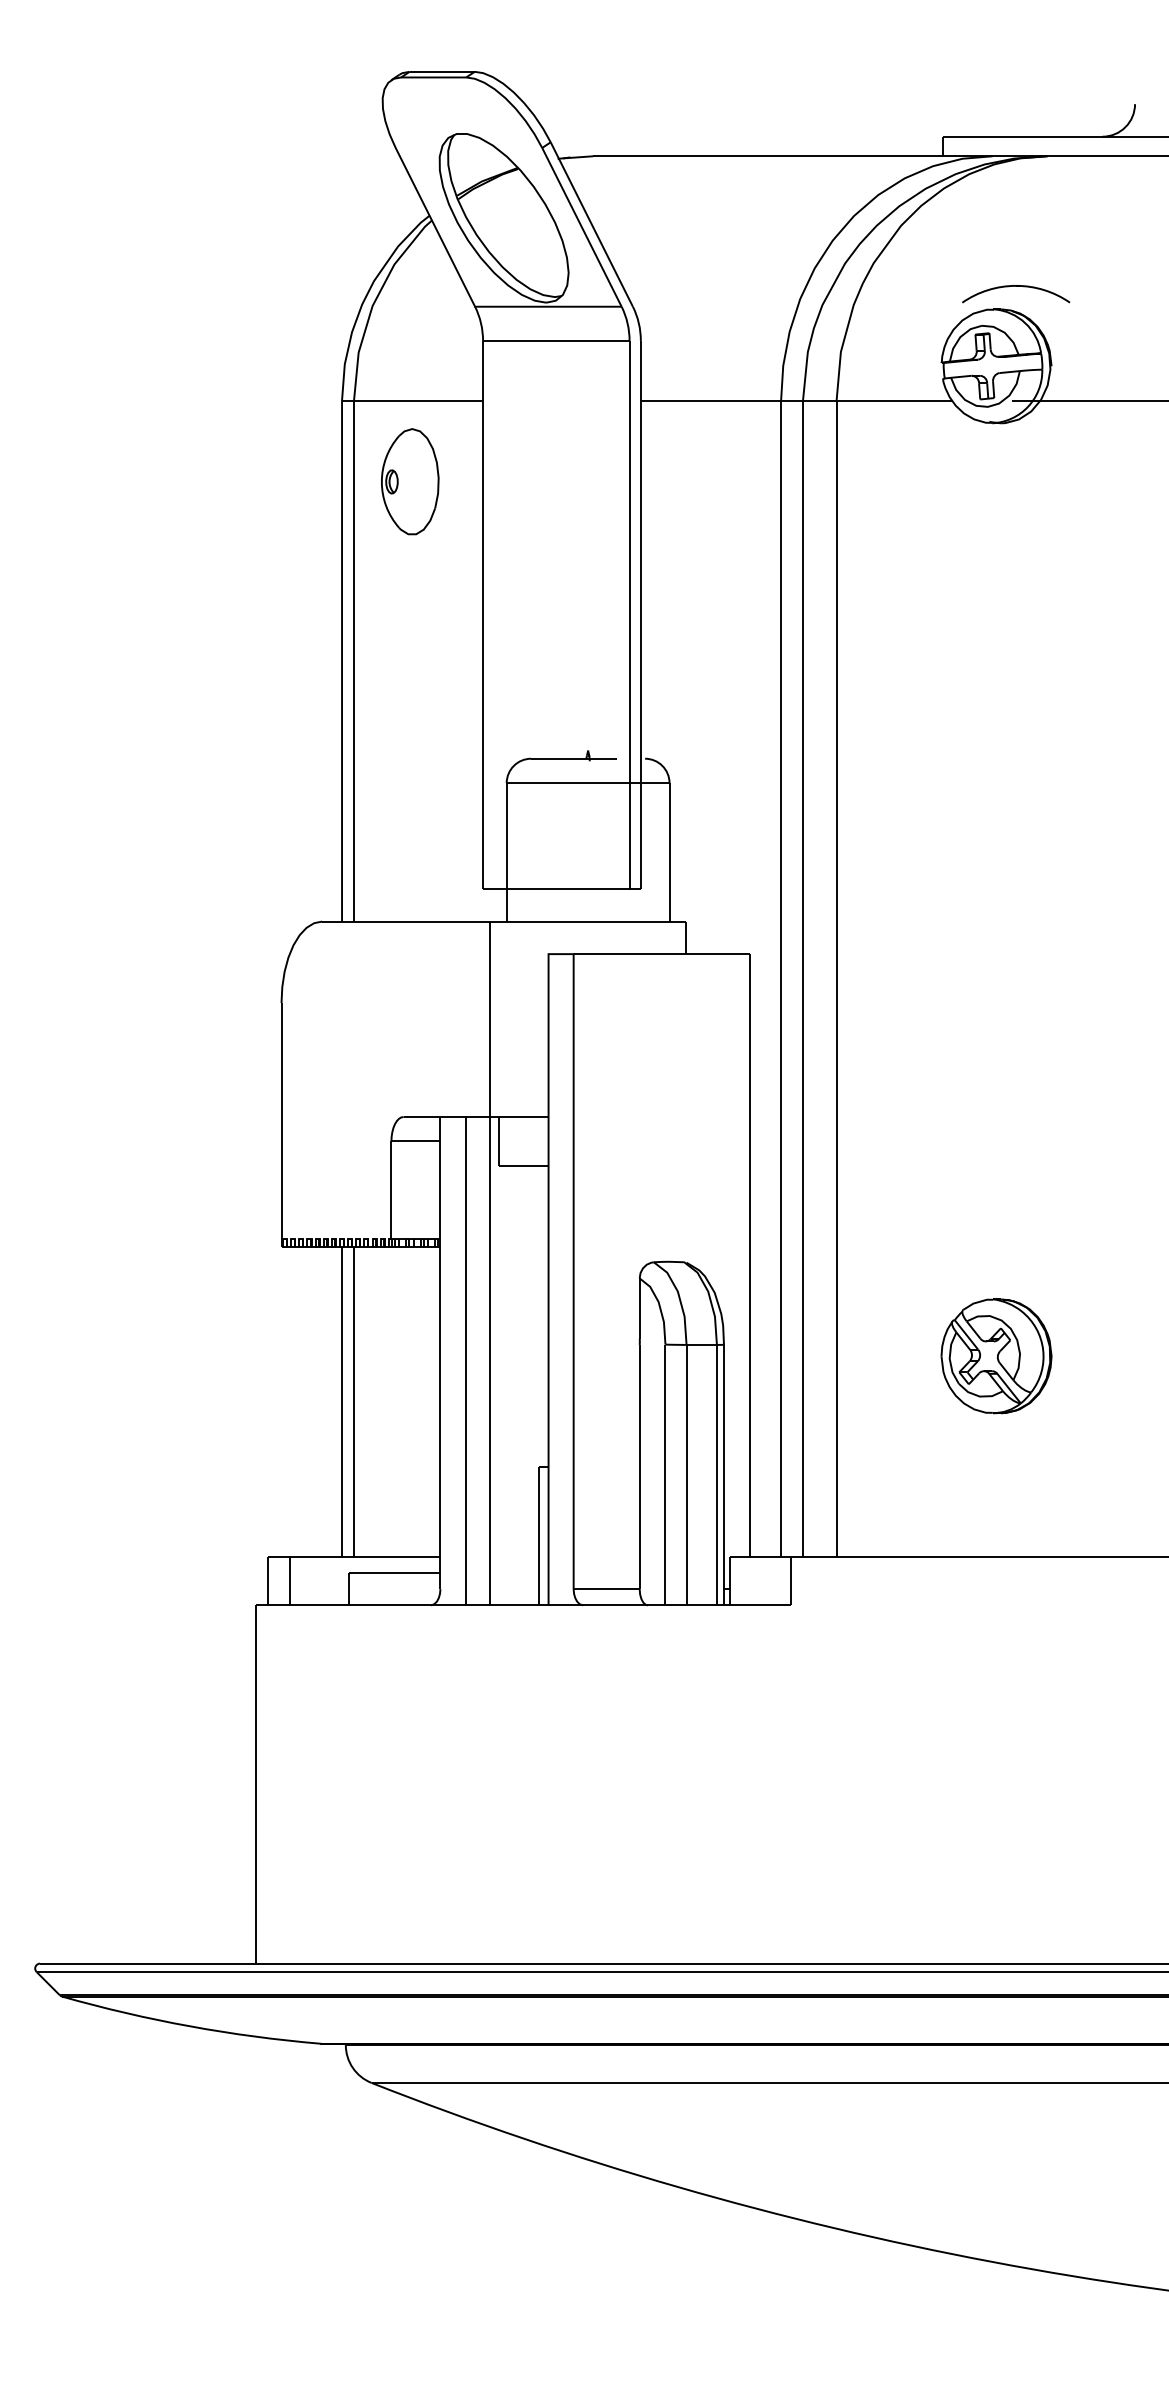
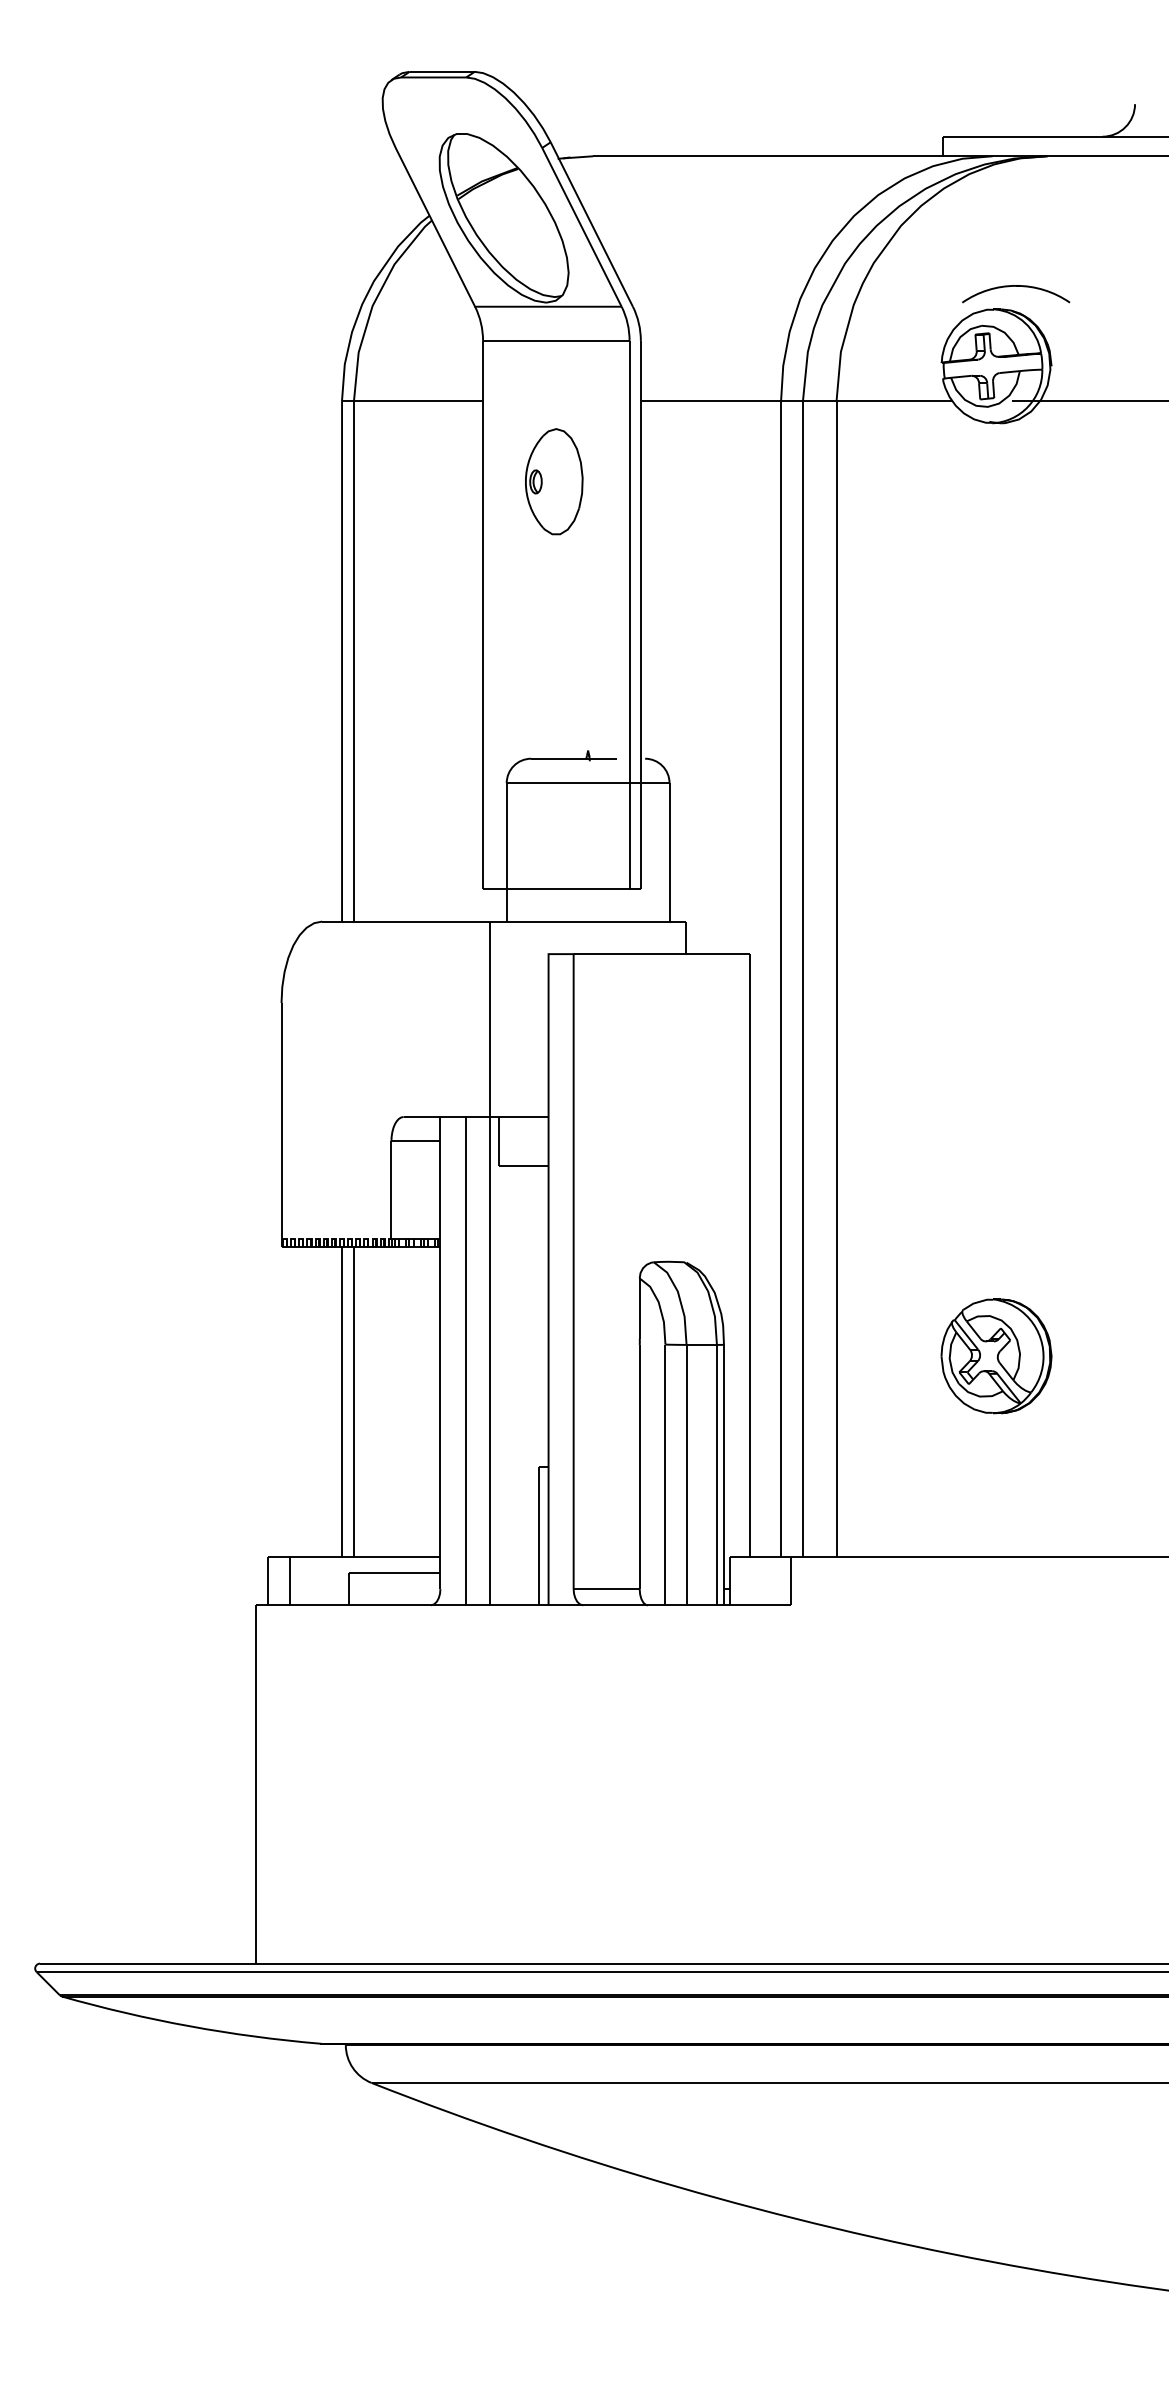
part position: (410, 481) -> (554, 481) (554, 481)
